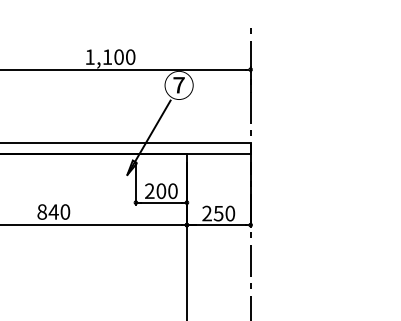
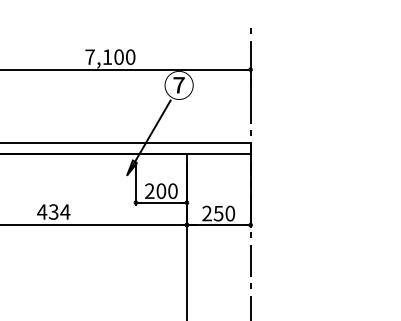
text: 1,100 -> 7,100 (89, 56)
text: 840 -> 434 (53, 211)
